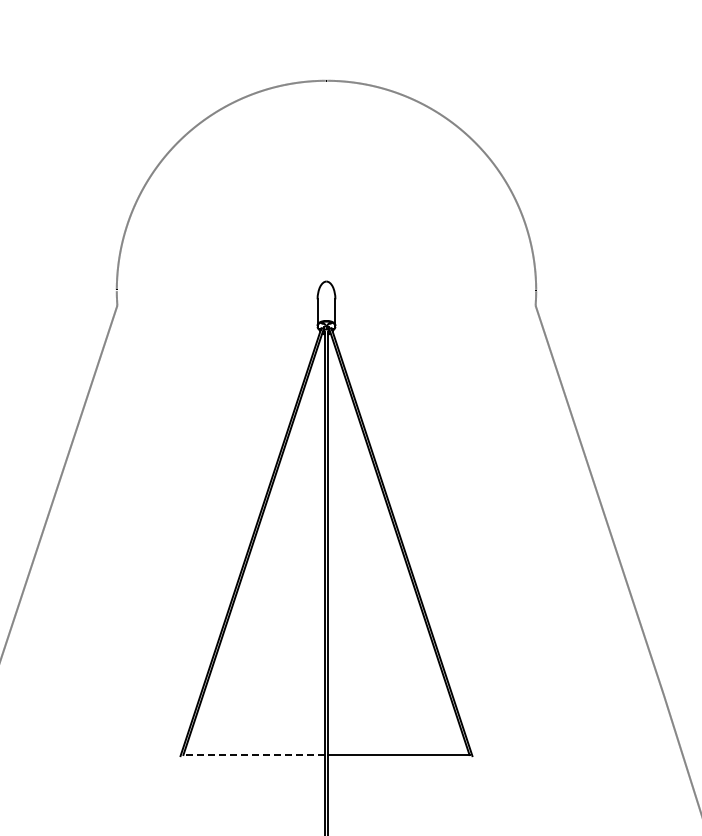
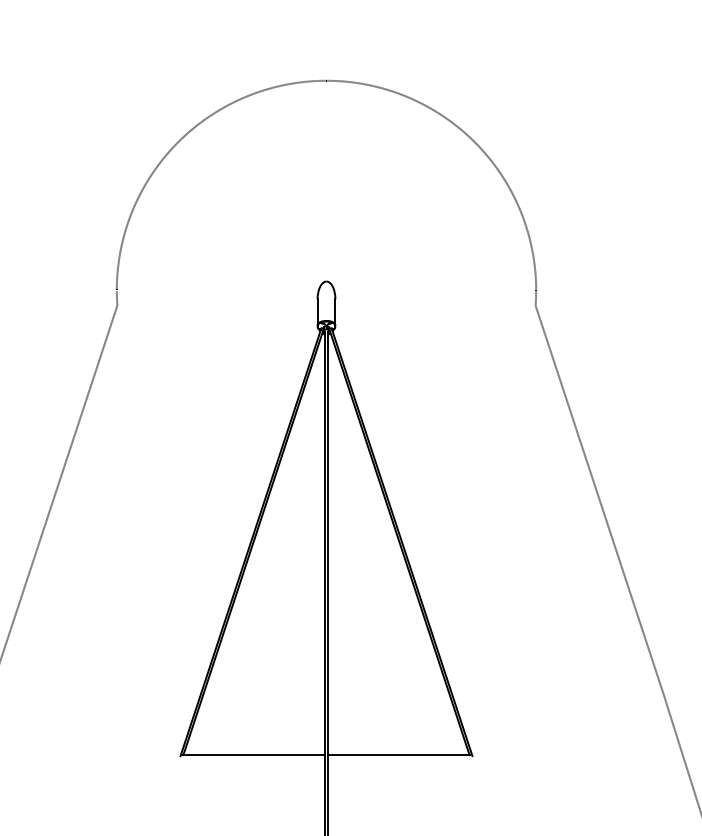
line: dashed -> solid (254, 755)
